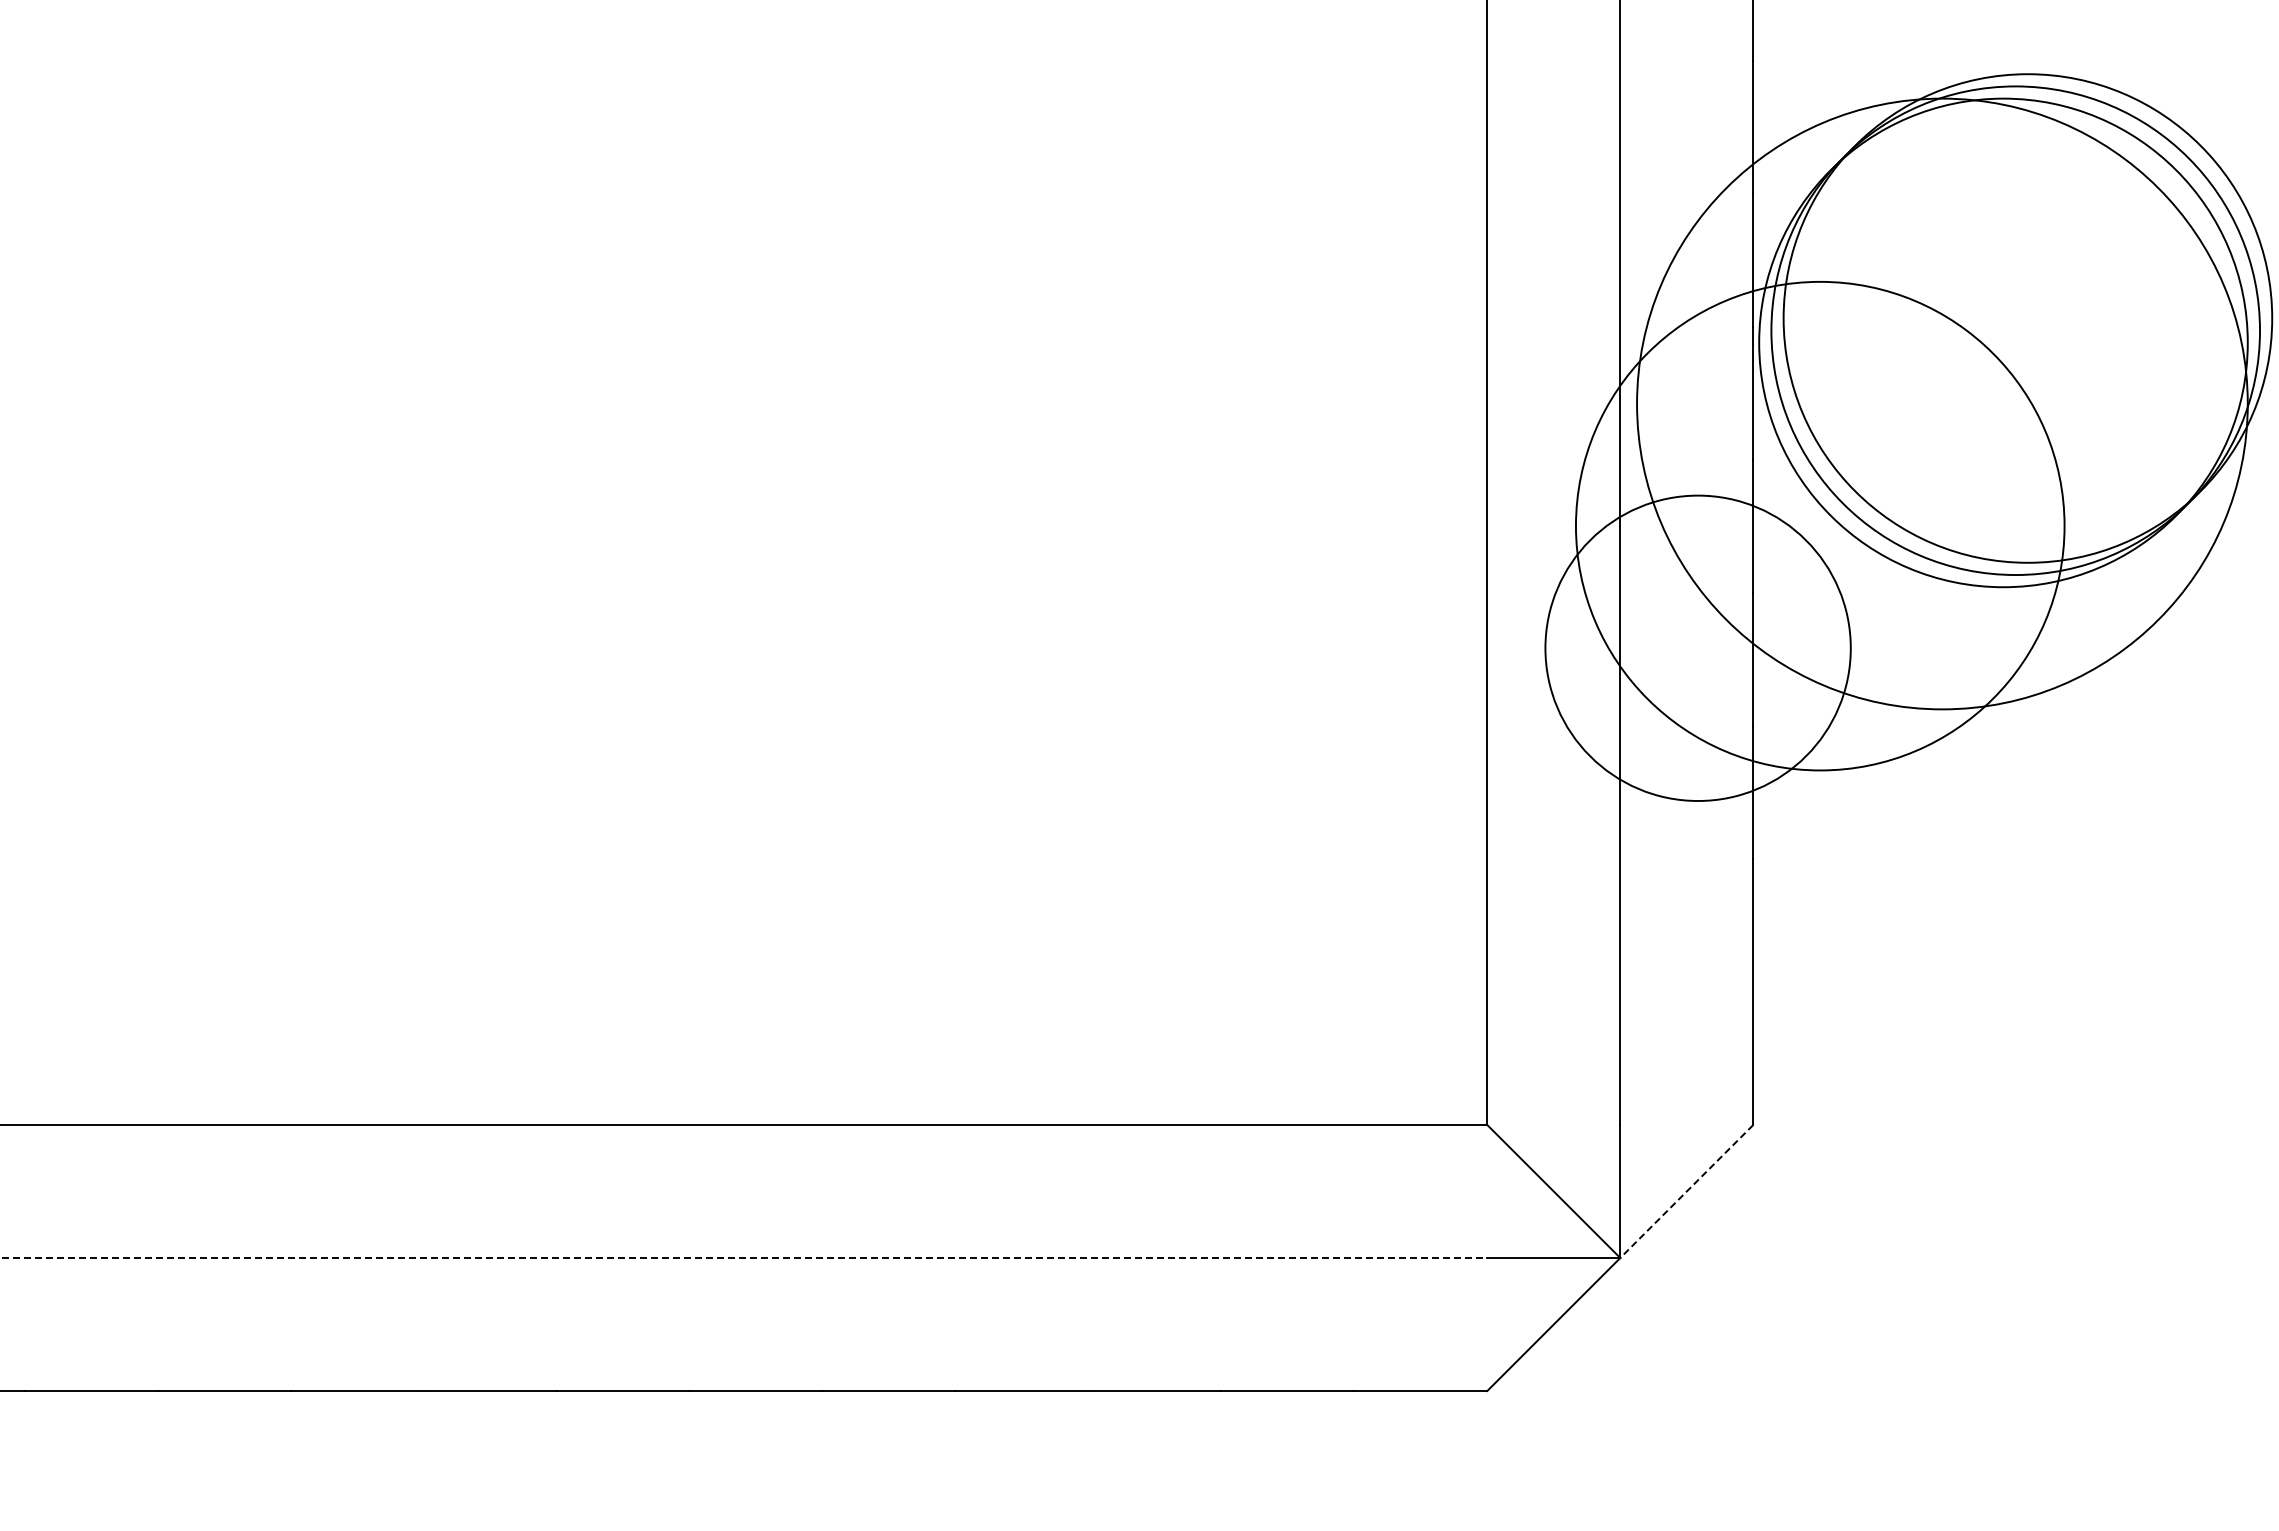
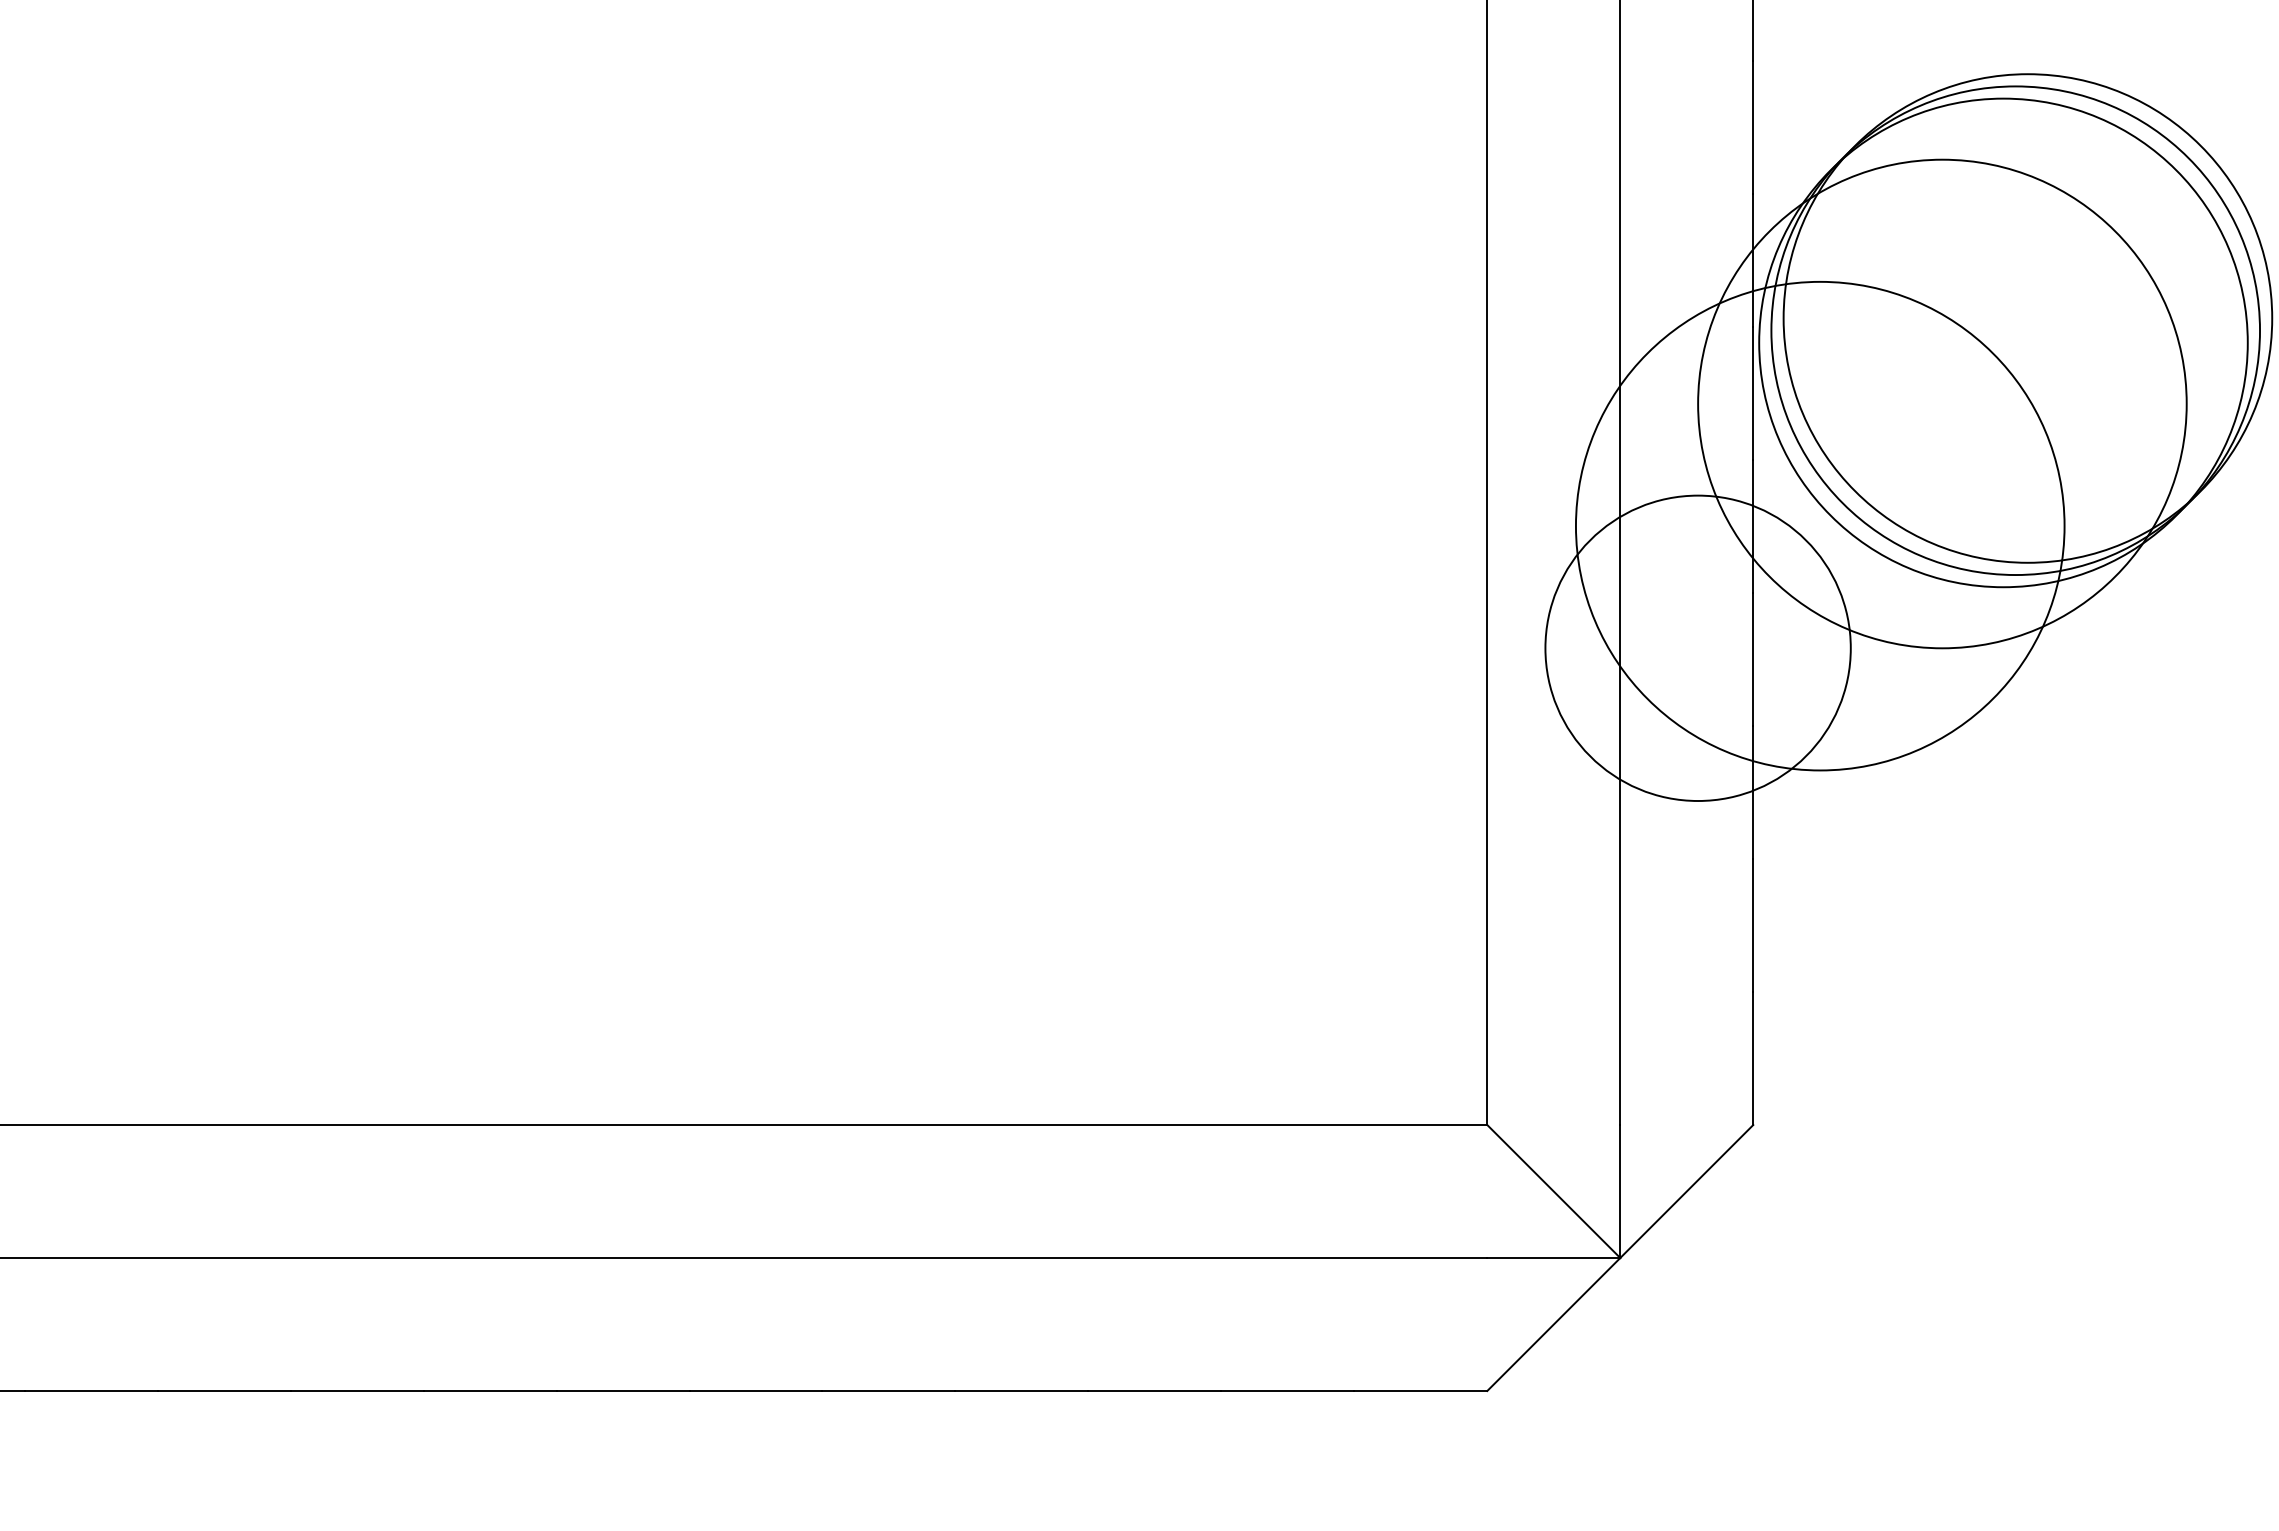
circle diameter: 611 px -> 489 px (1942, 403)
line: dashed -> solid (1686, 1191)
line: dashed -> solid (744, 1258)
